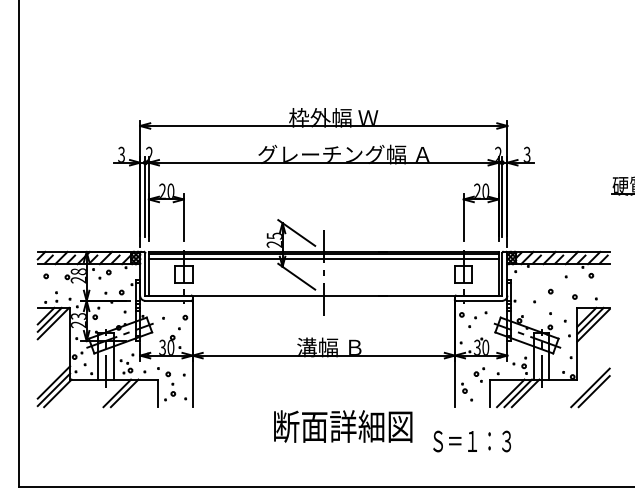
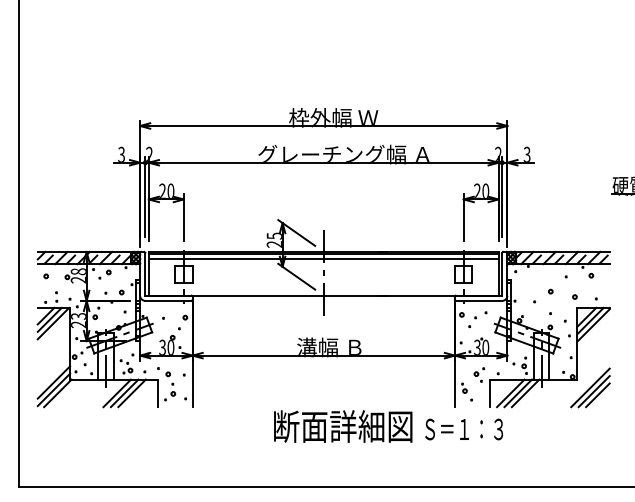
line: none -> present (131, 393)
line: none -> present (597, 395)
text position: (471, 441) -> (463, 429) (463, 429)
